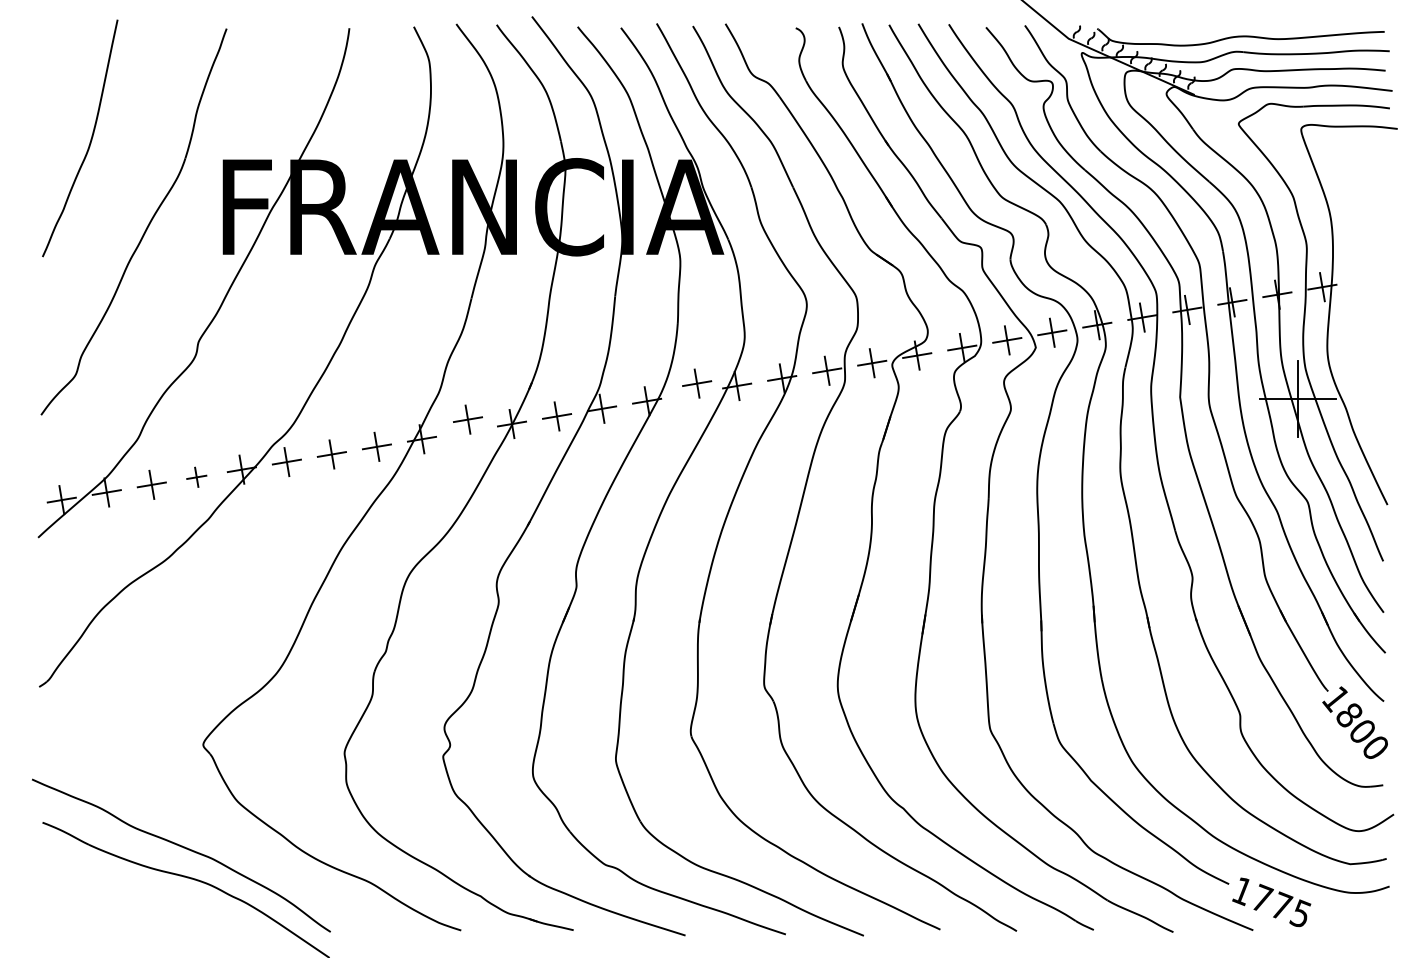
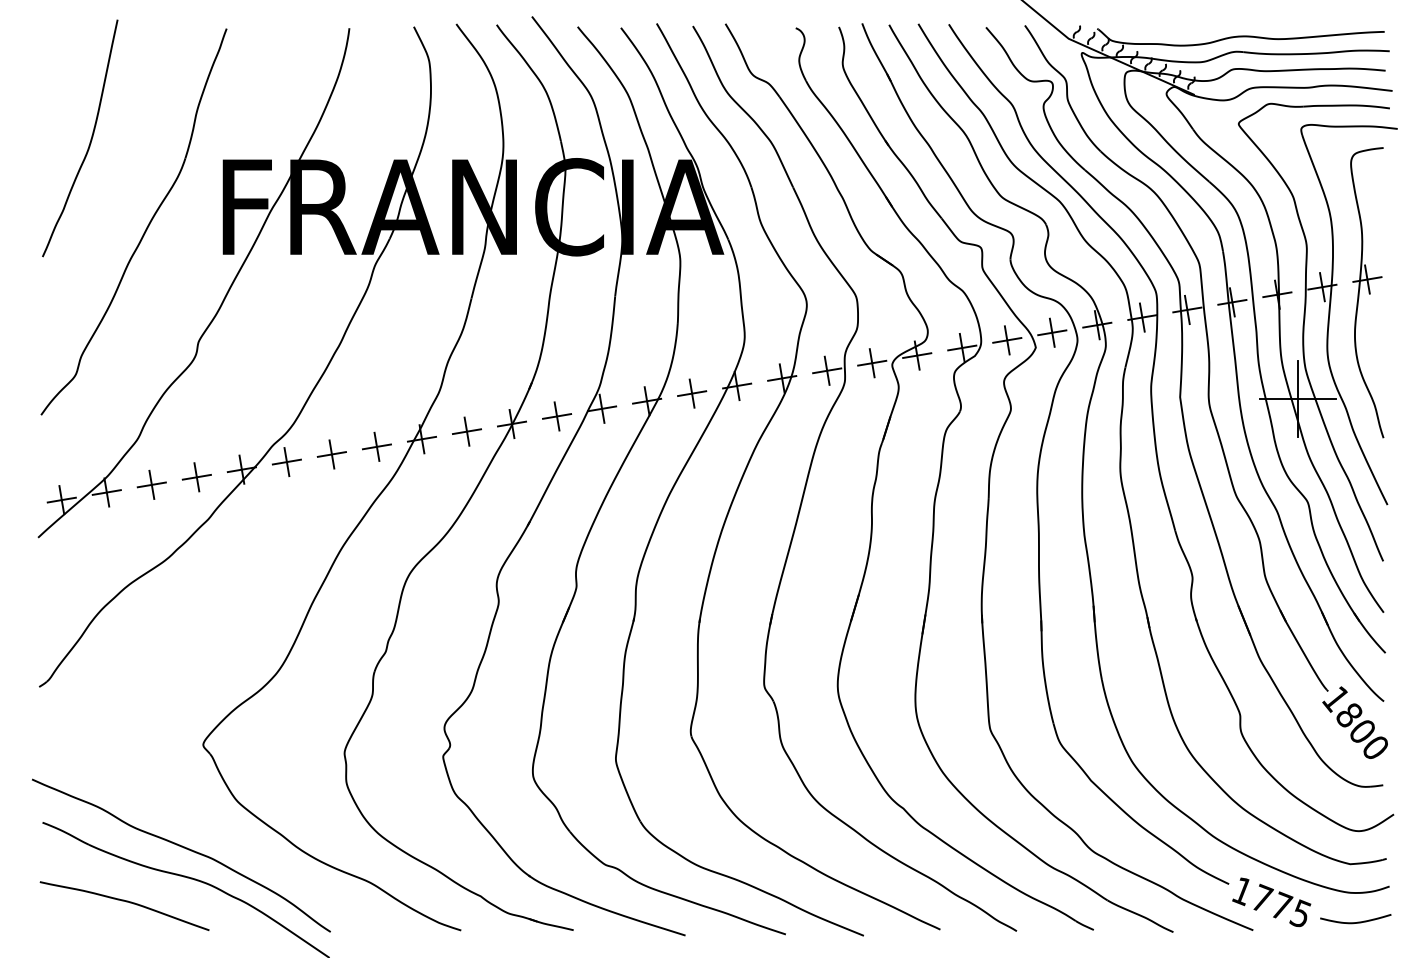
part: none -> present (1367, 292)
part position: (697, 383) -> (692, 393) (692, 393)
part position: (467, 419) -> (466, 431) (466, 431)
part size: 22x22 px -> 31x31 px (196, 477)
curve: none -> present (126, 902)
curve: none -> present (1357, 921)
